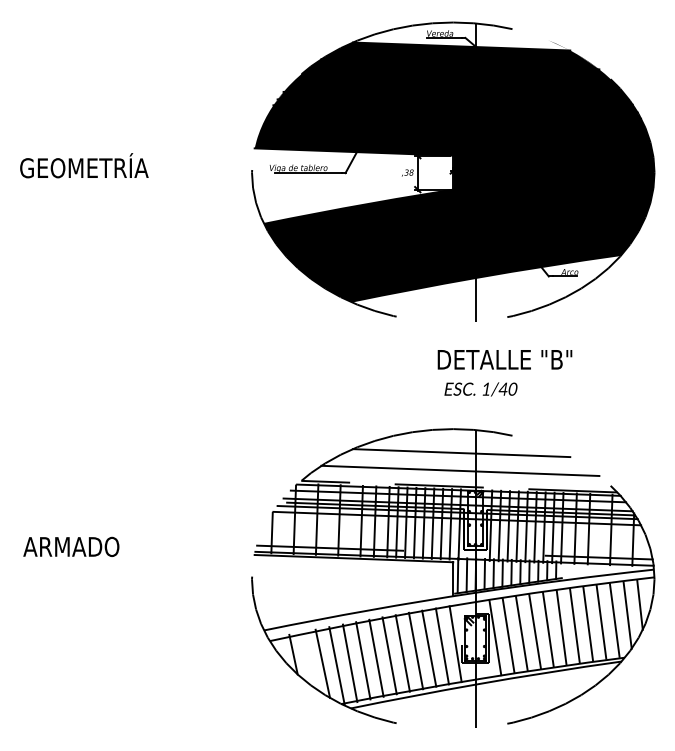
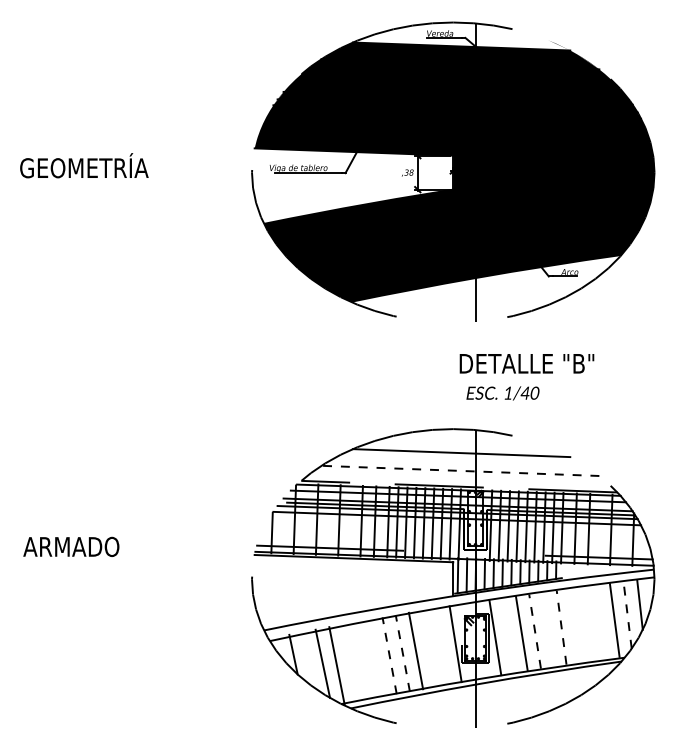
text position: (504, 373) -> (526, 377) (526, 377)
line: solid -> dashed (459, 470)
line: solid -> dashed (627, 615)
line: present -> none (601, 621)
line: present -> none (588, 623)
line: present -> none (574, 625)
line: solid -> dashed (561, 627)
line: present -> none (547, 629)
line: solid -> dashed (535, 631)
line: present -> none (508, 635)
line: present -> none (441, 646)
line: present -> none (429, 648)
line: solid -> dashed (402, 653)
line: solid -> dashed (389, 655)
line: present -> none (376, 657)
line: present -> none (363, 660)
line: present -> none (349, 663)
